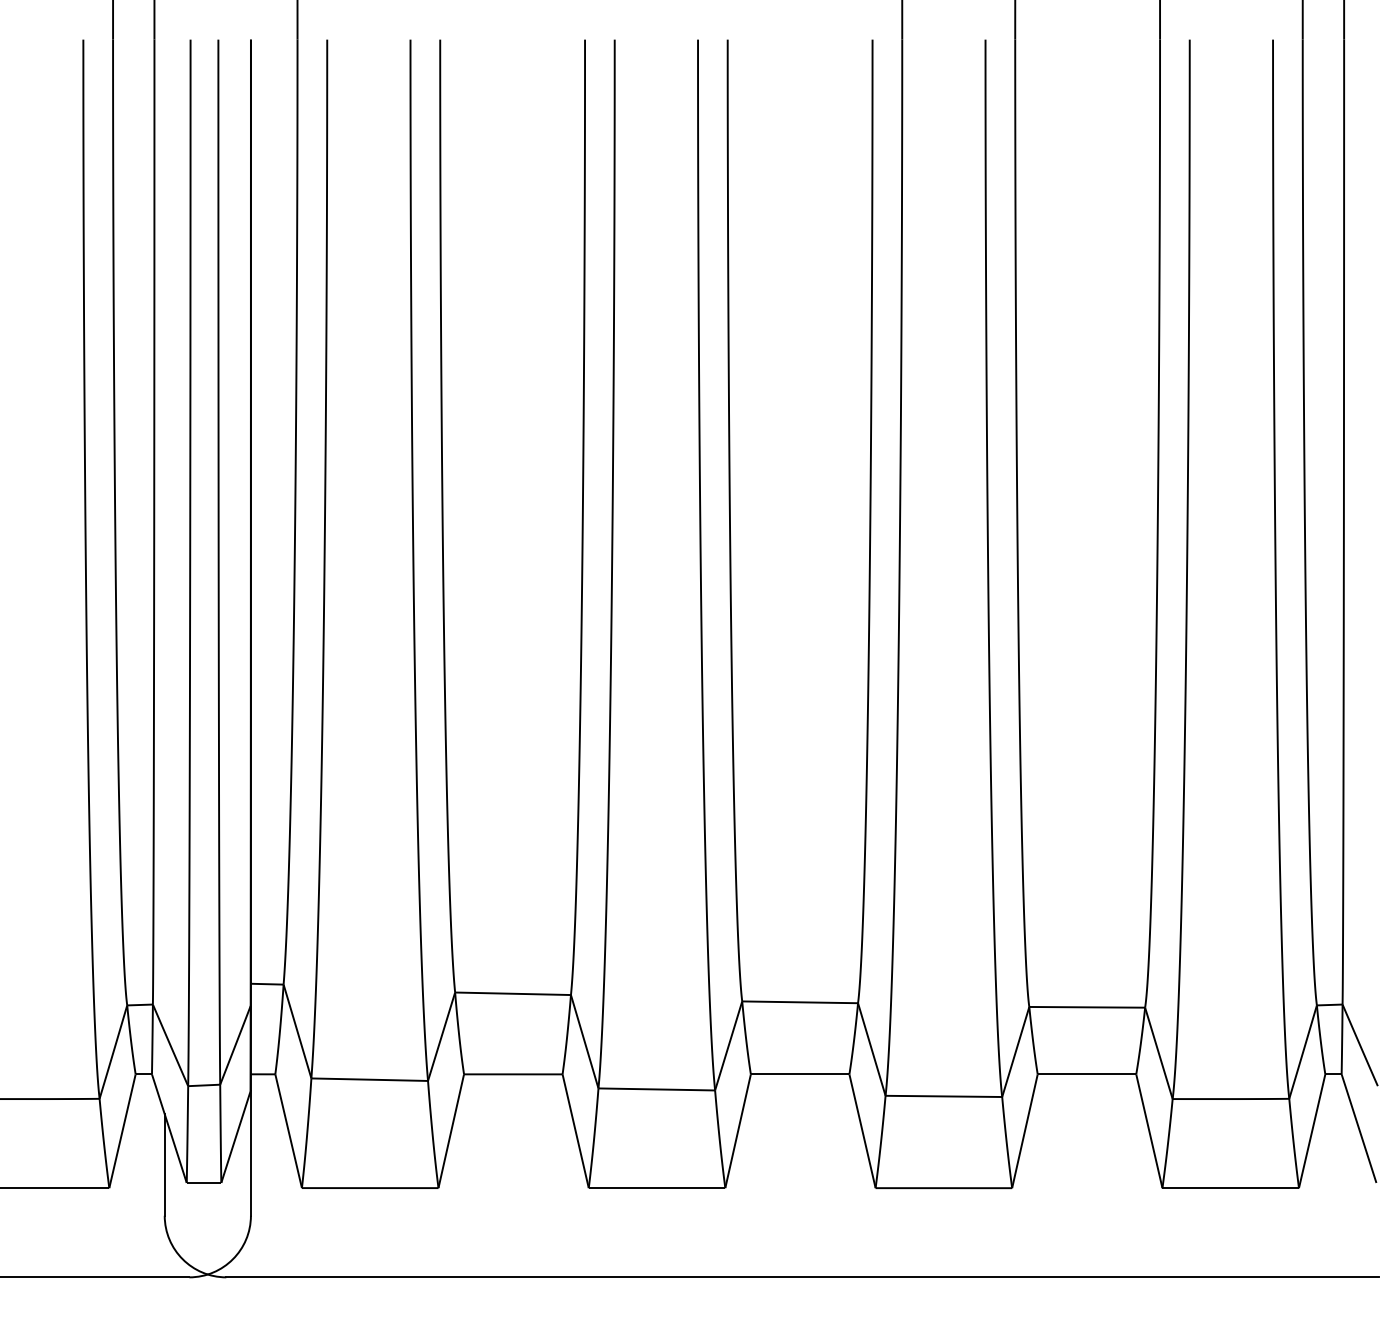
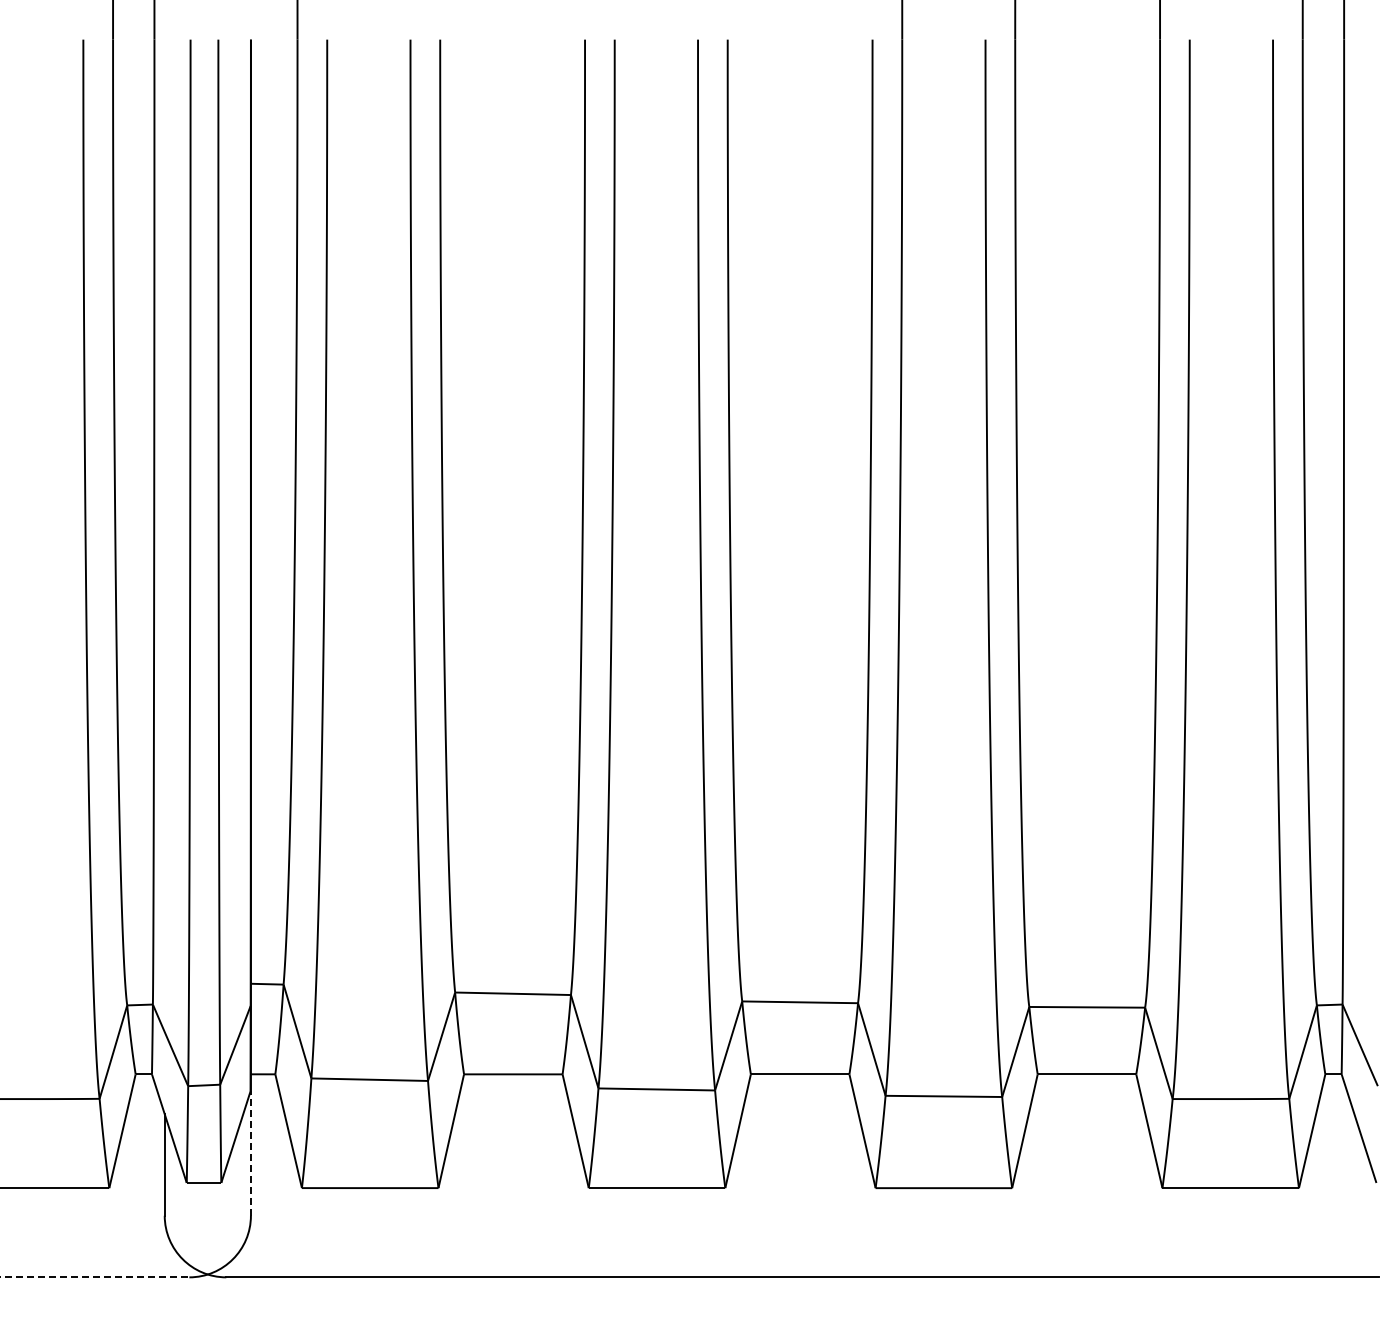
line: solid -> dashed (250, 1153)
line: solid -> dashed (95, 1277)
